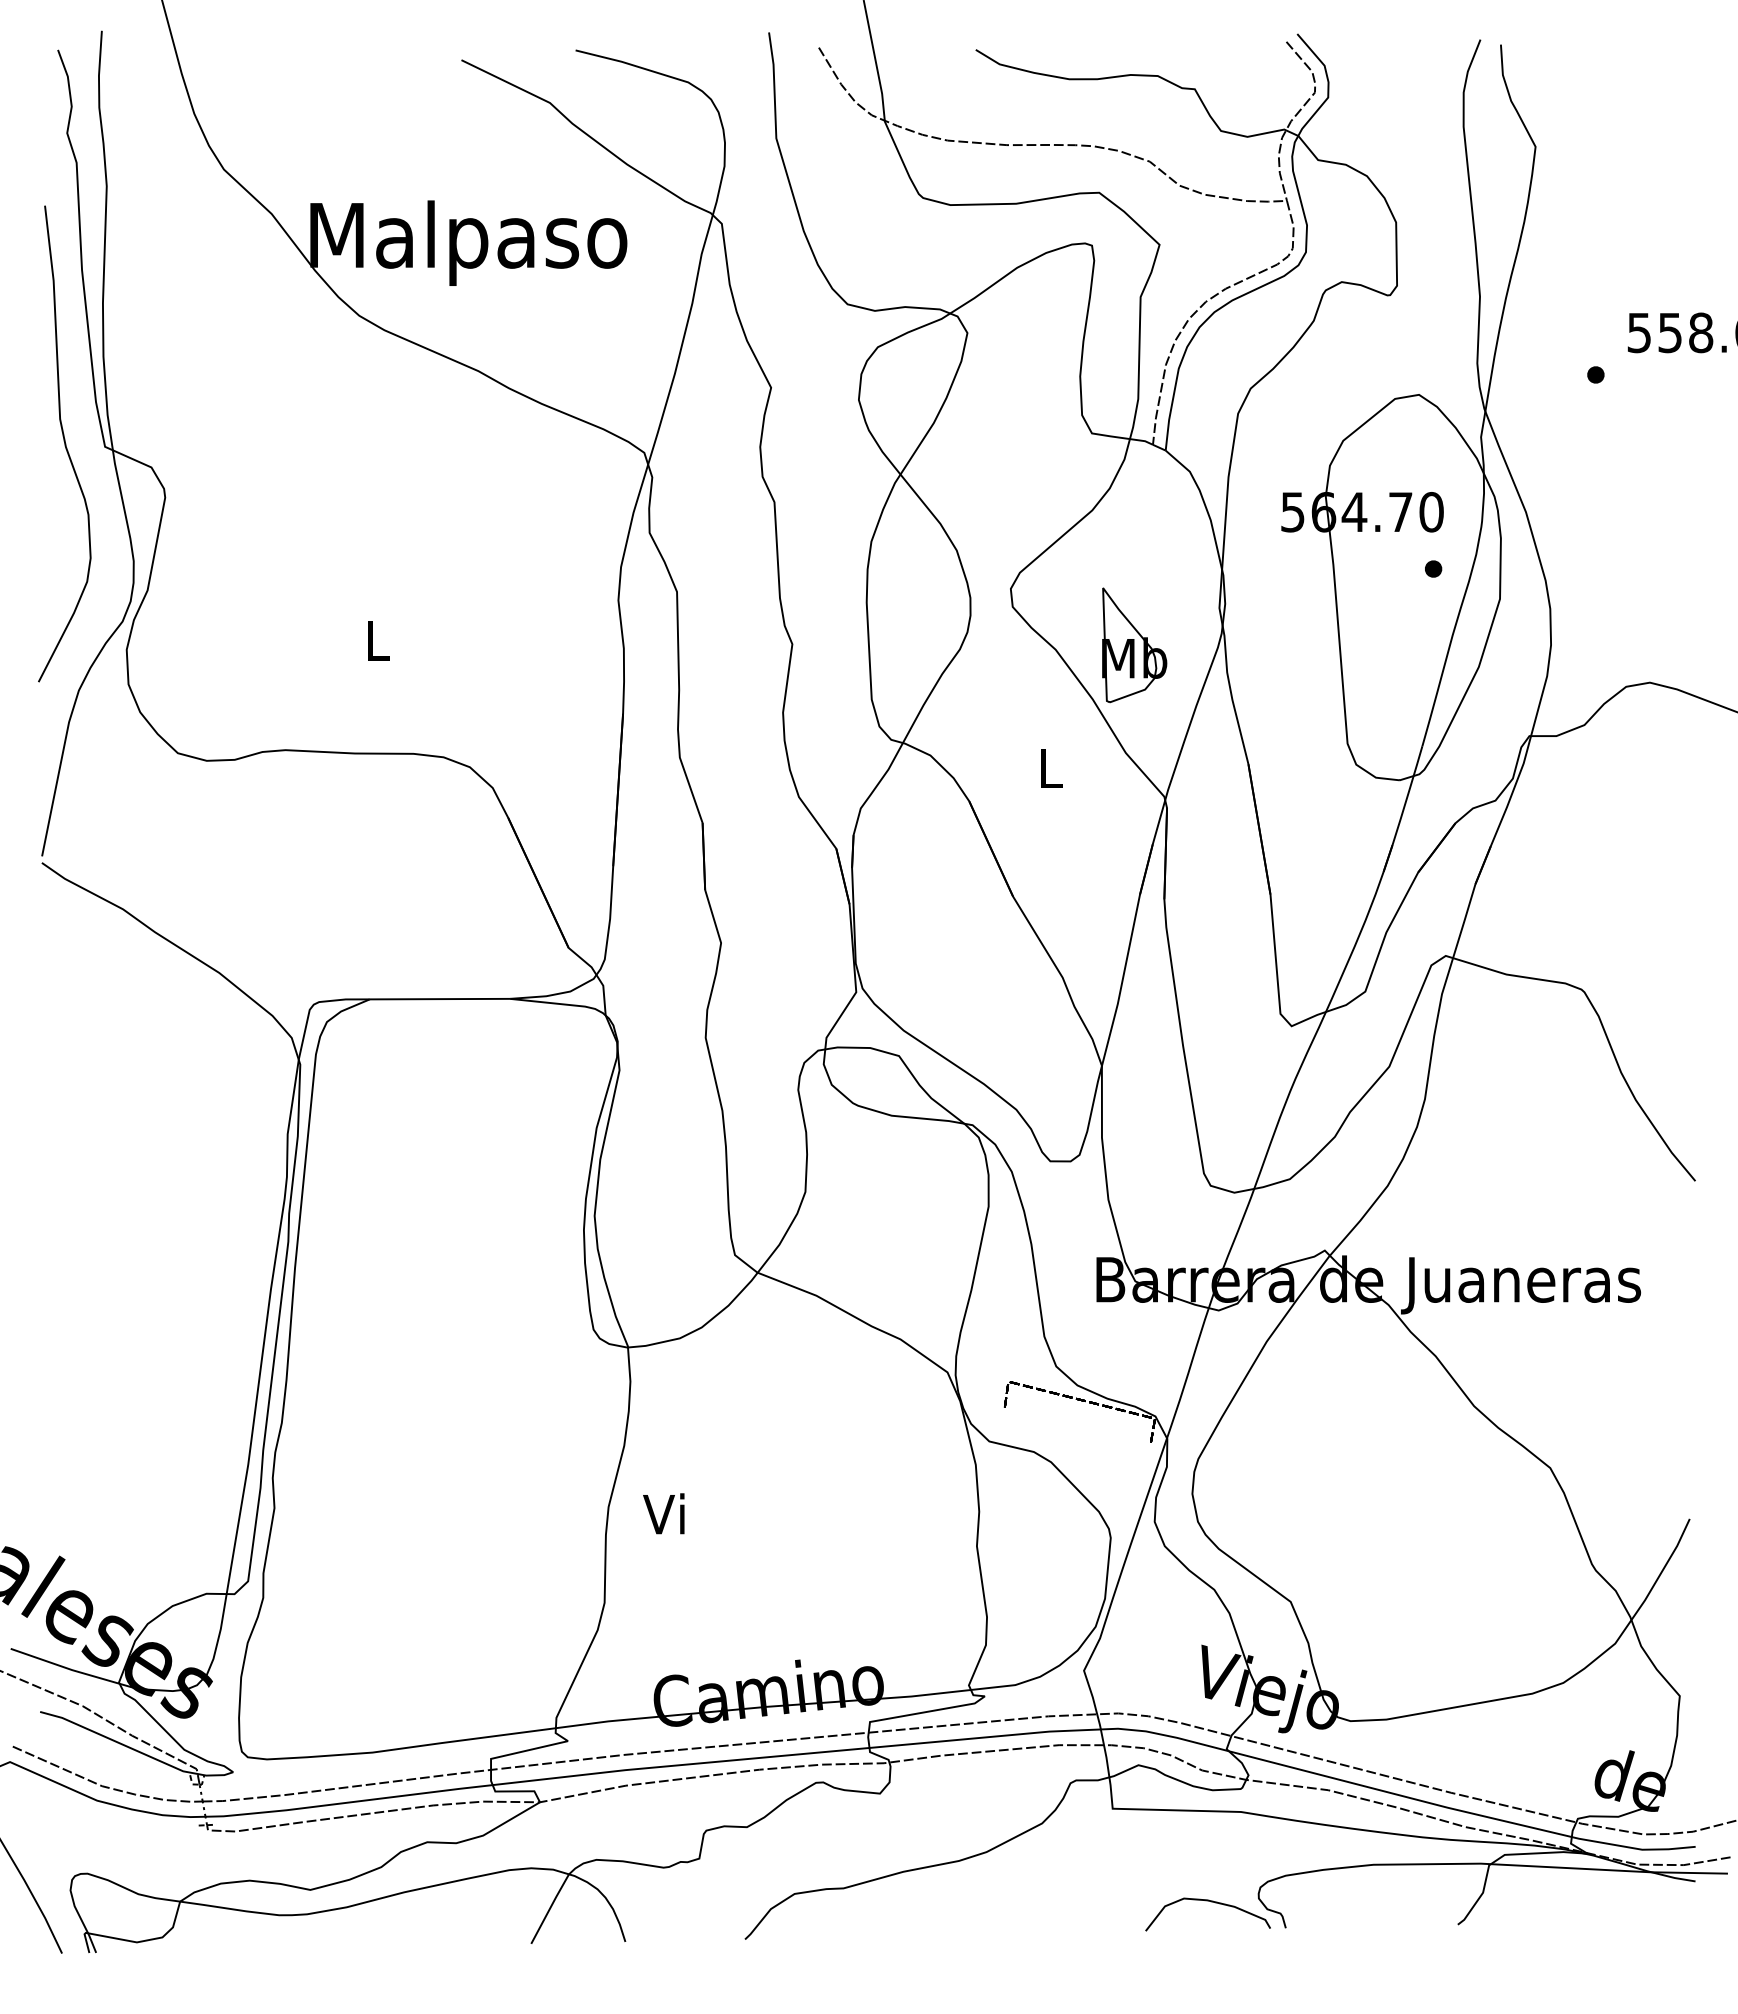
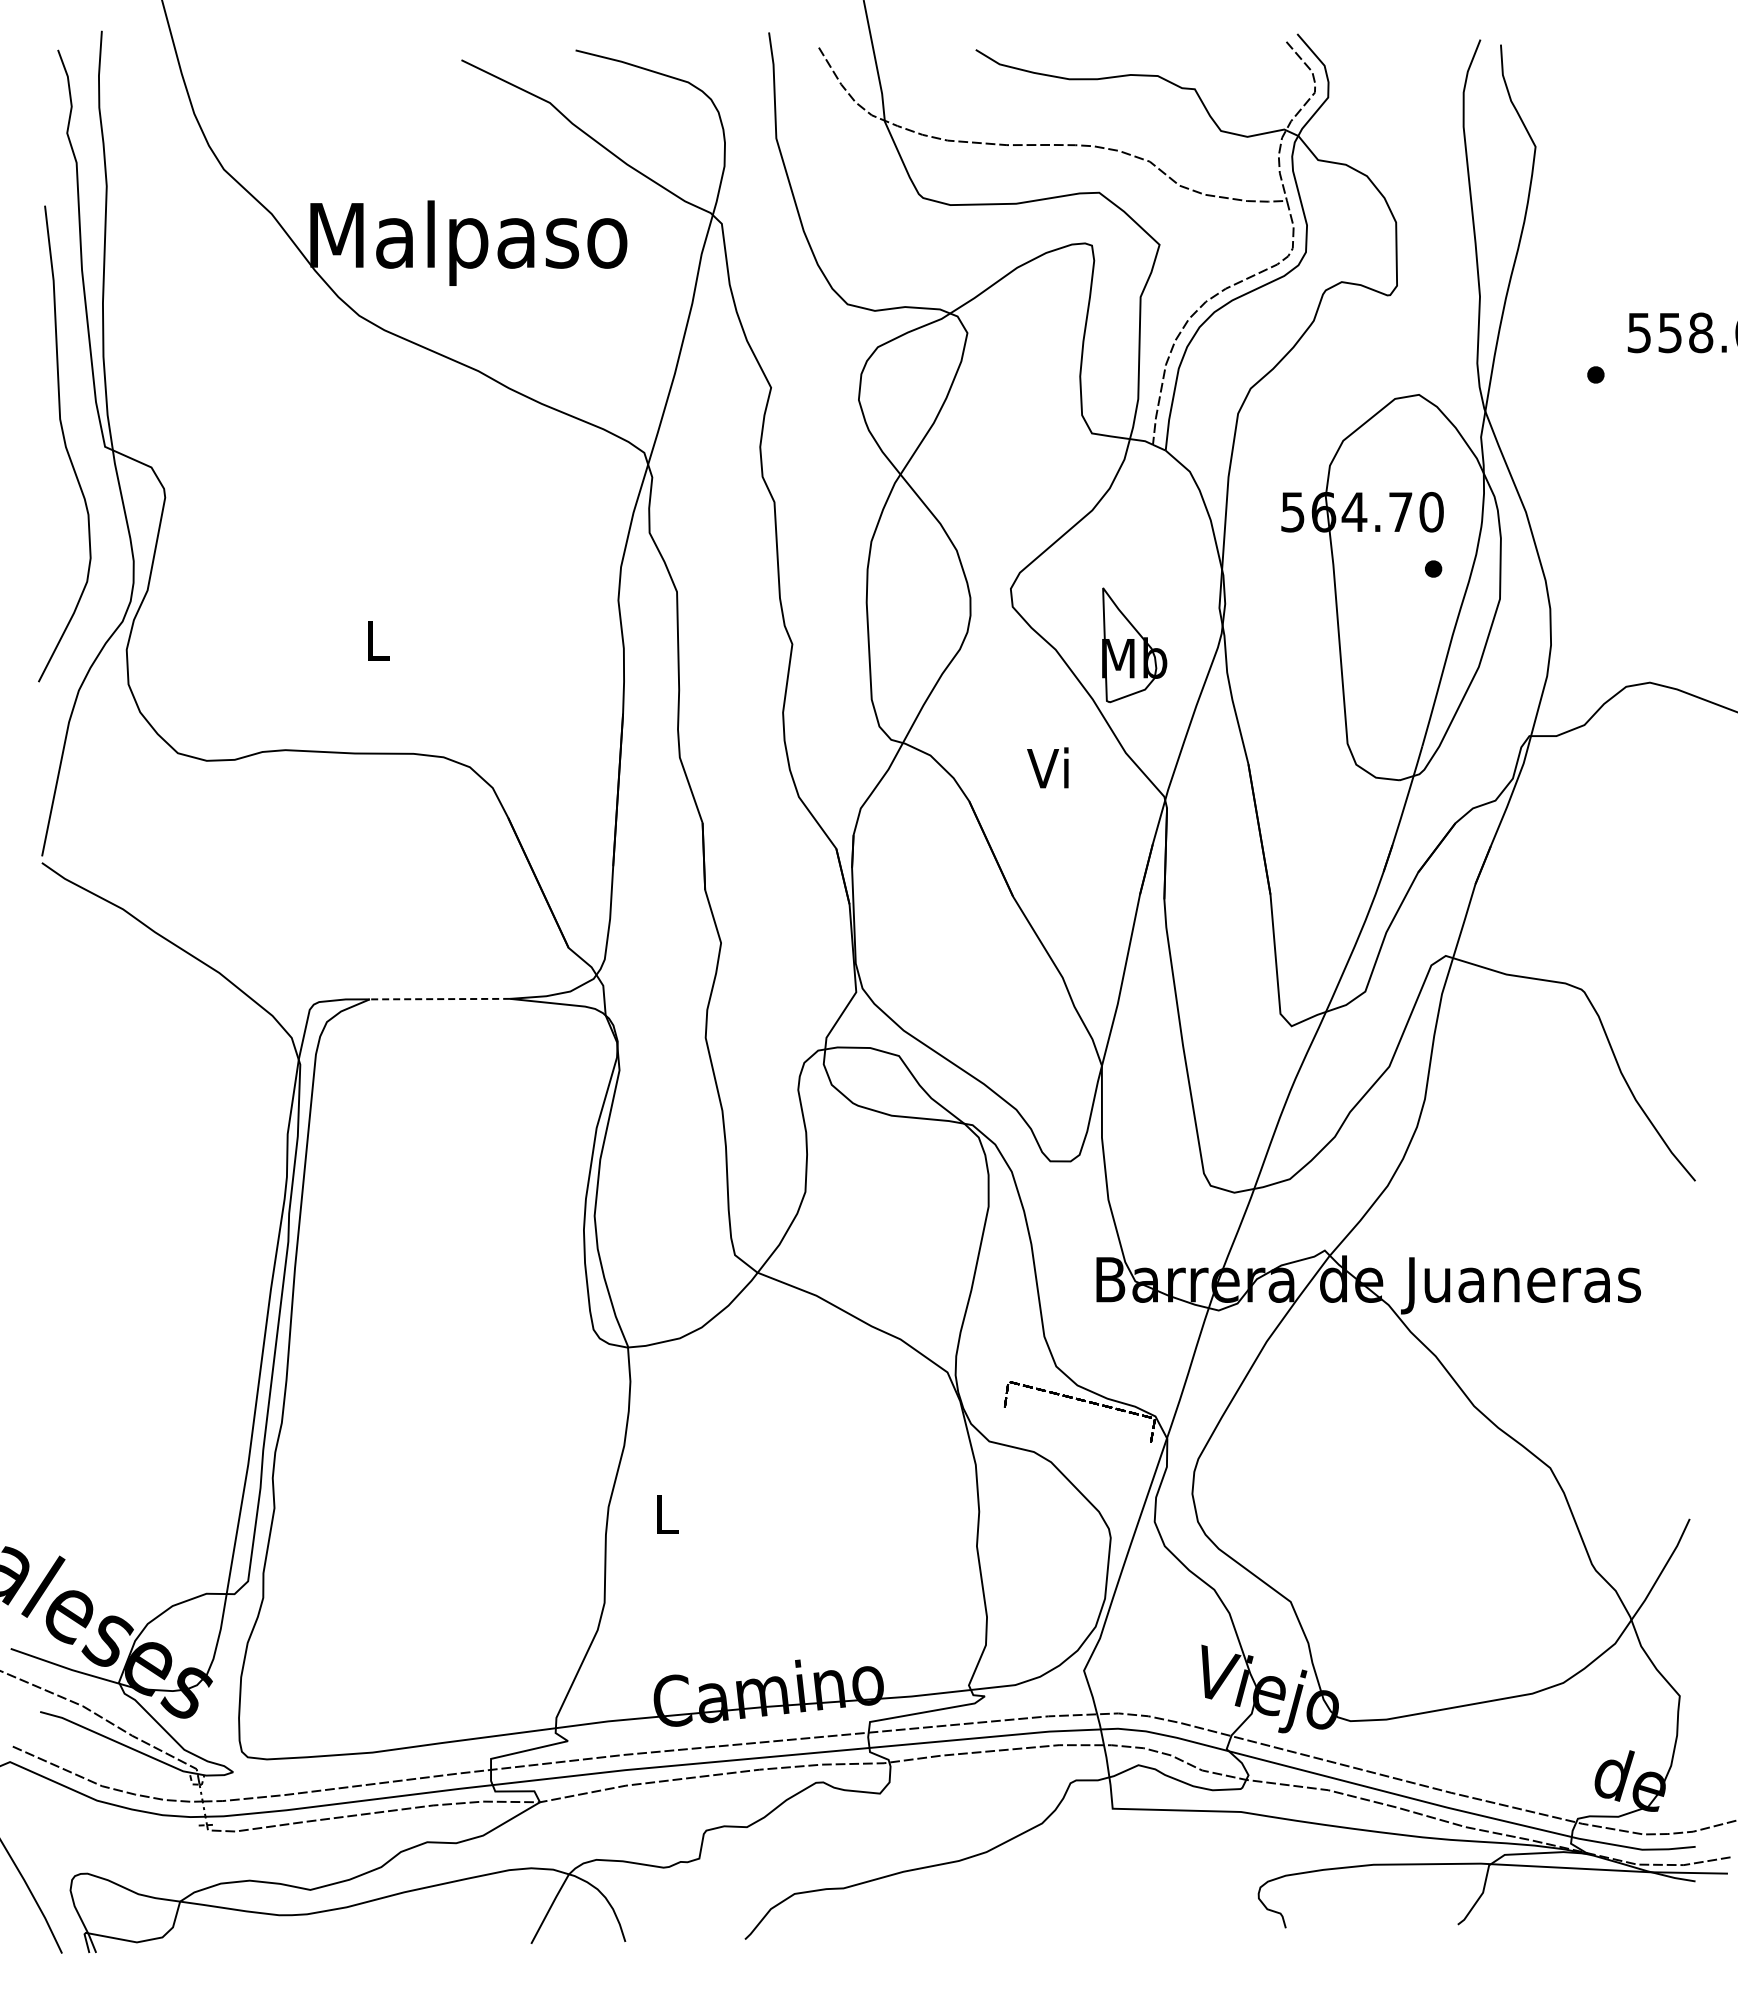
text: L -> Vi (1047, 767)
line: solid -> dashed (439, 999)
text: Vi -> L (663, 1513)
curve: present -> none (1211, 1902)
